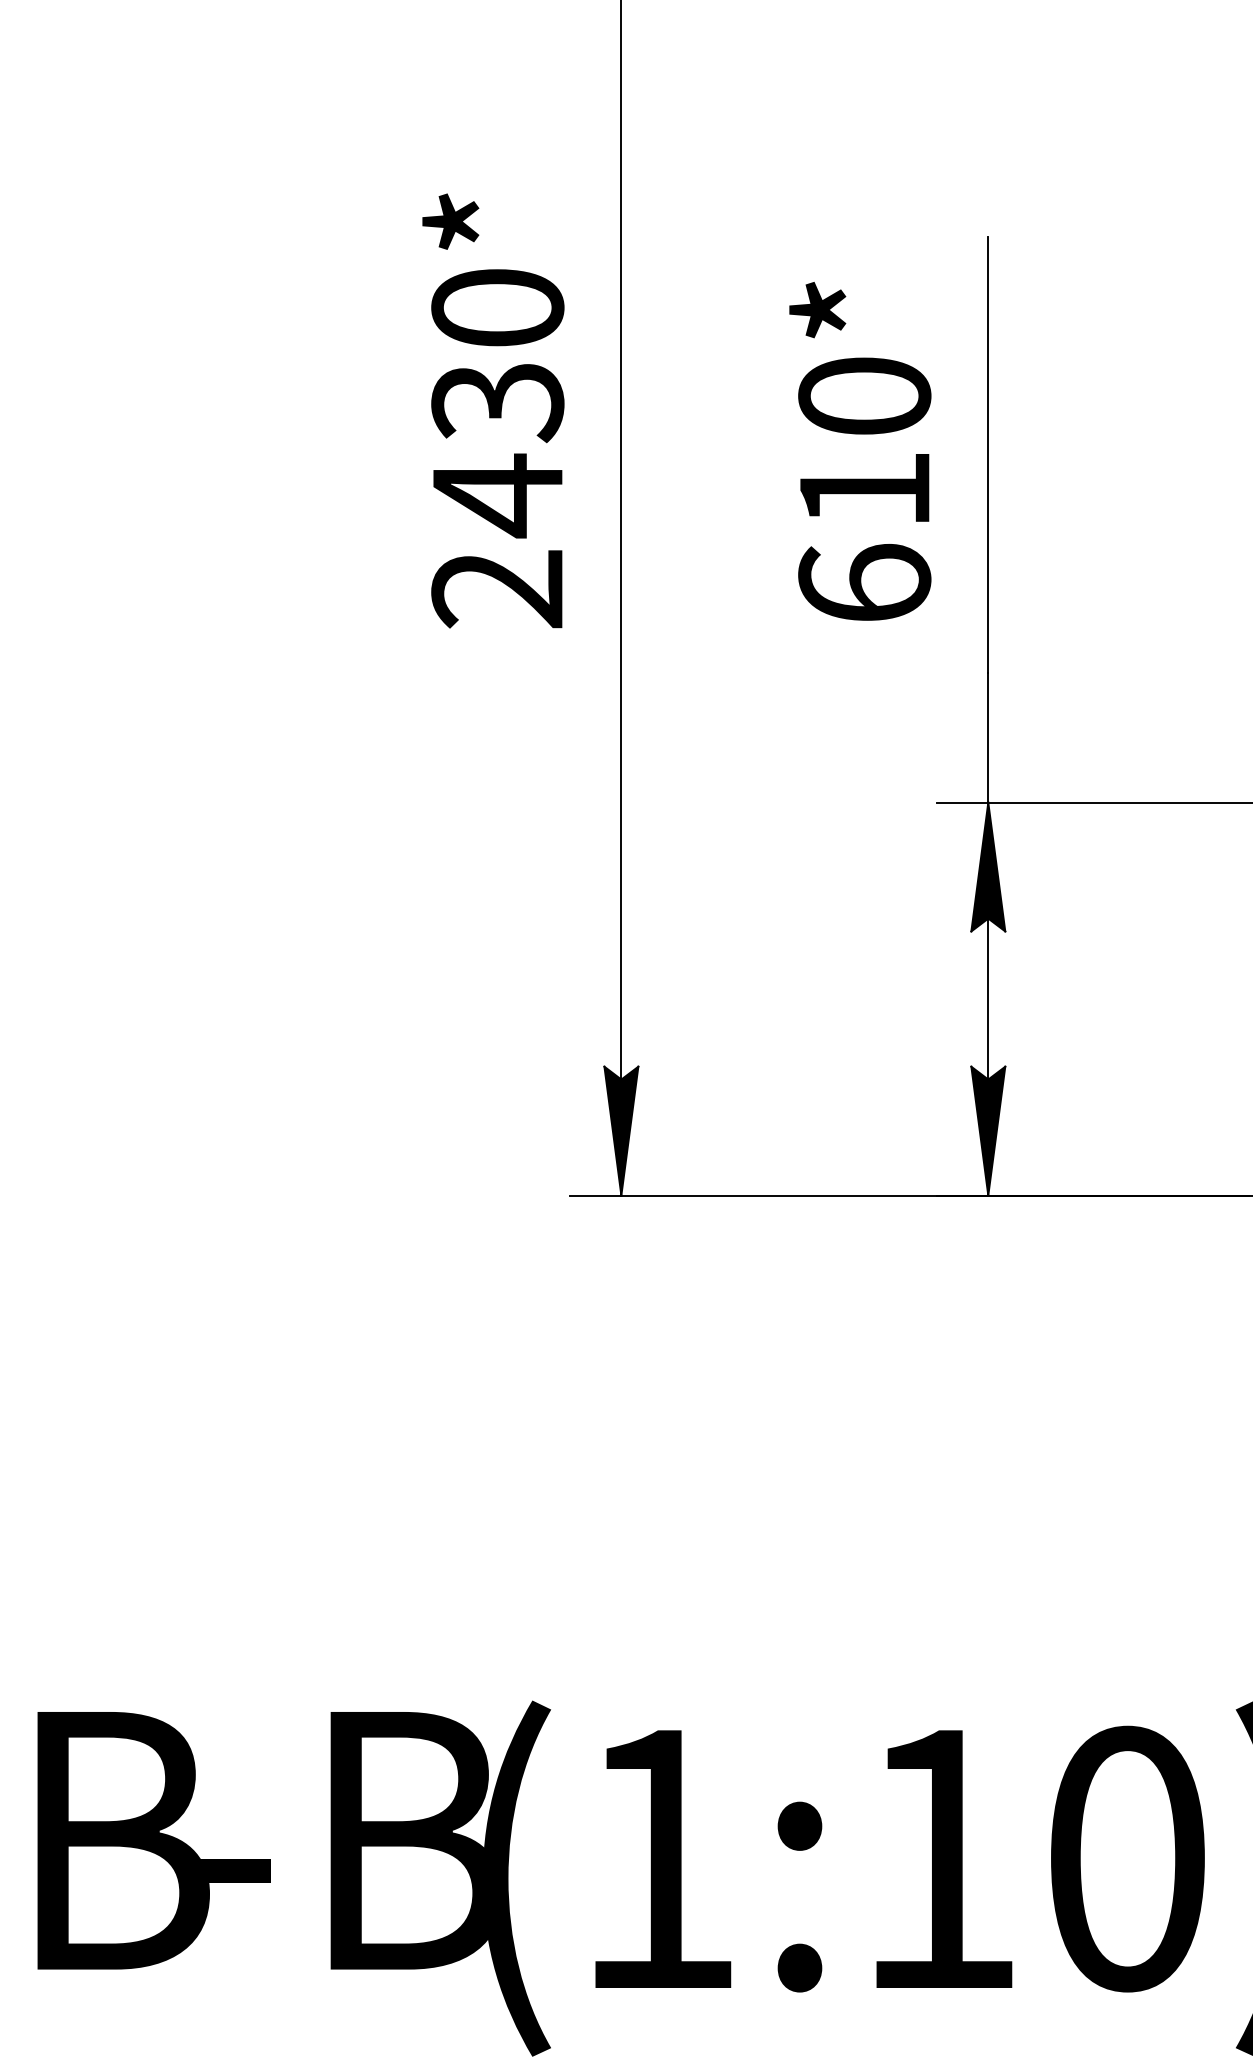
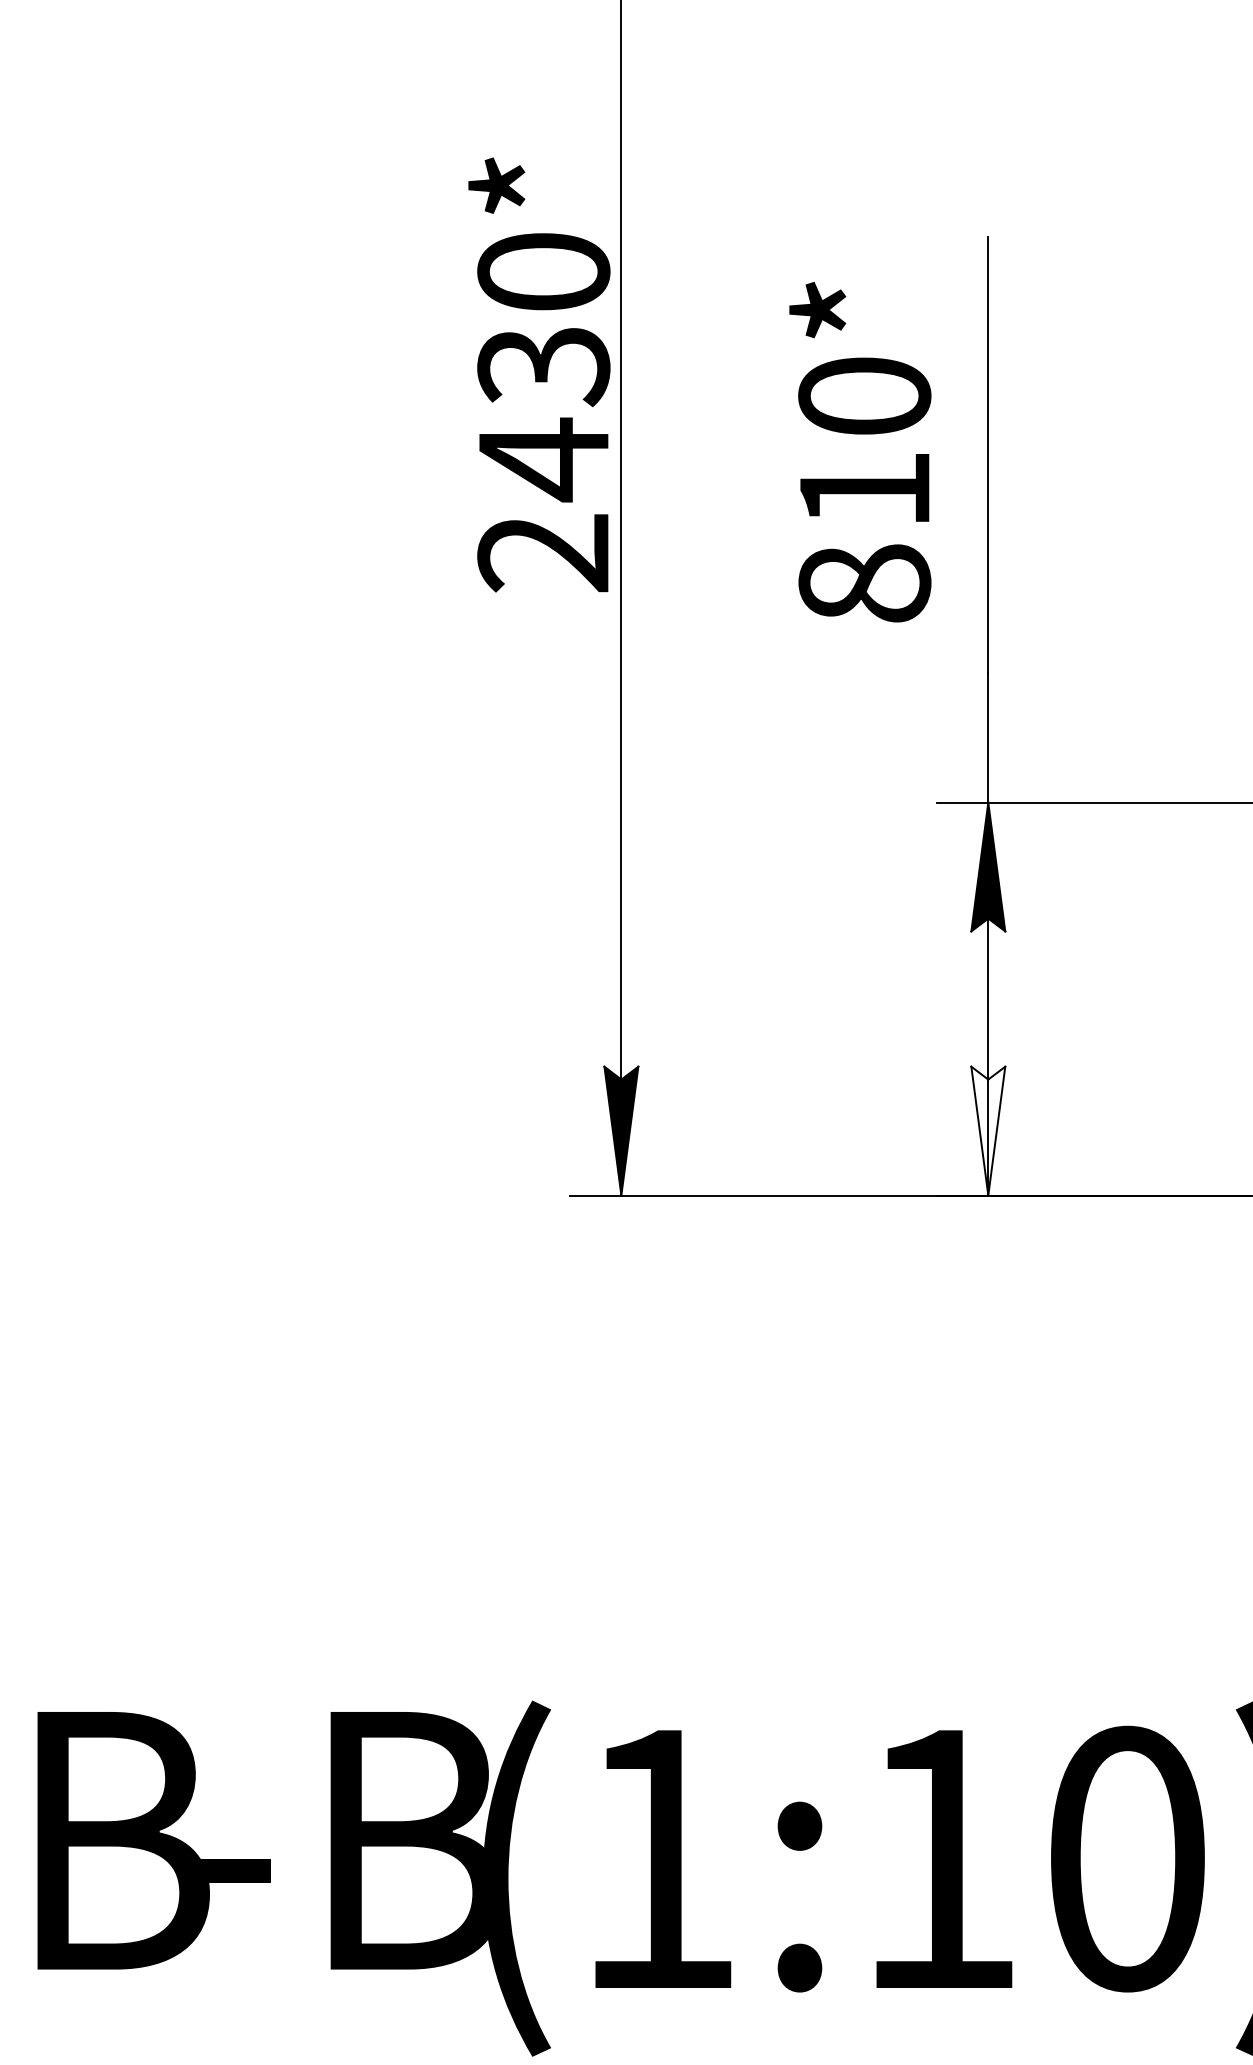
text position: (493, 410) -> (539, 374) (539, 374)
text: 610* -> 810* (864, 583)
fill: present -> none (988, 1130)
